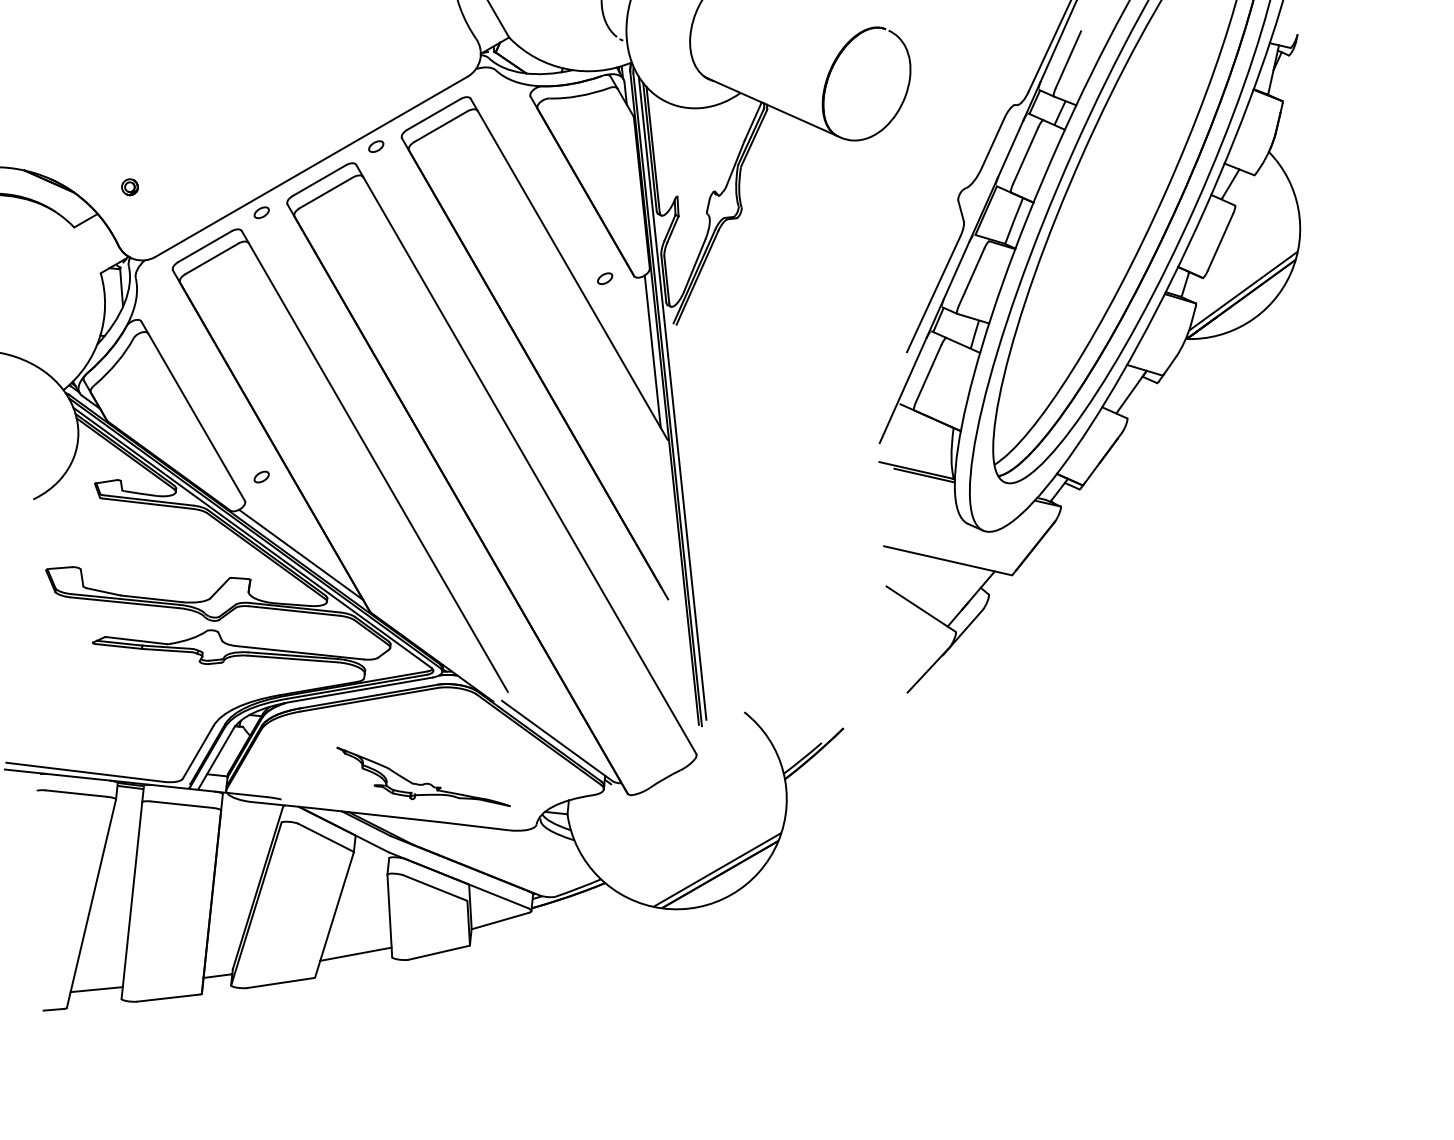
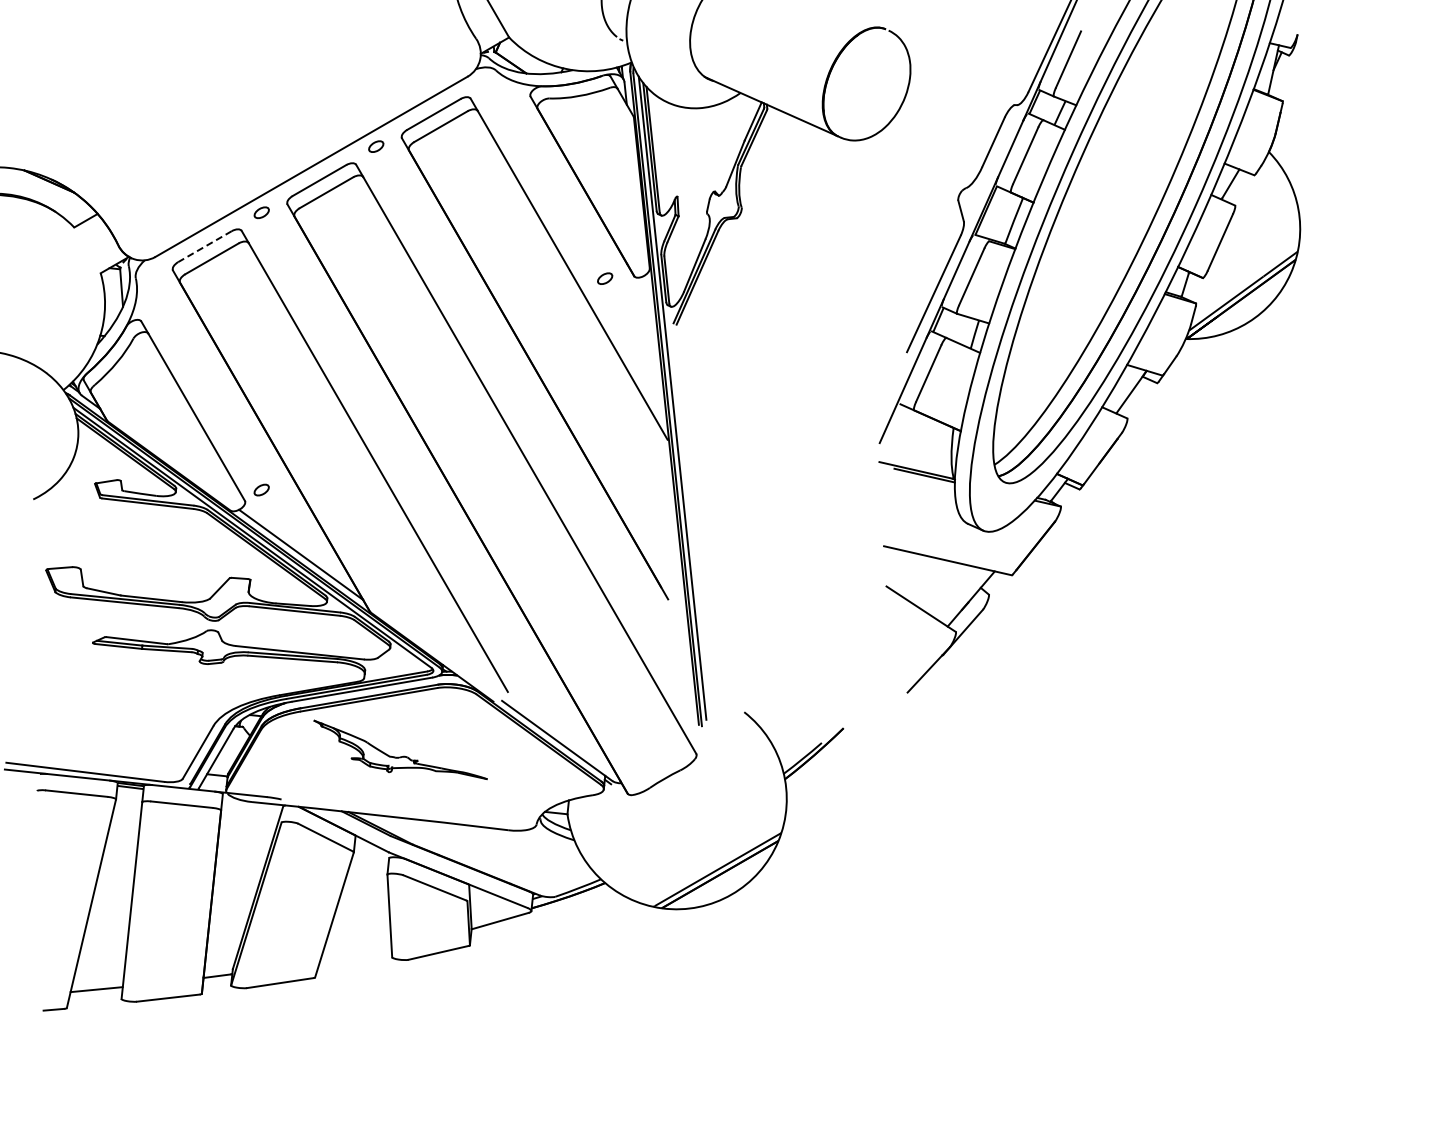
part: present -> none (129, 187)
line: solid -> dashed (205, 246)
line: present -> none (652, 351)
part position: (261, 476) -> (261, 489) (261, 489)
part position: (426, 782) -> (403, 755) (403, 755)
line: present -> none (355, 953)
